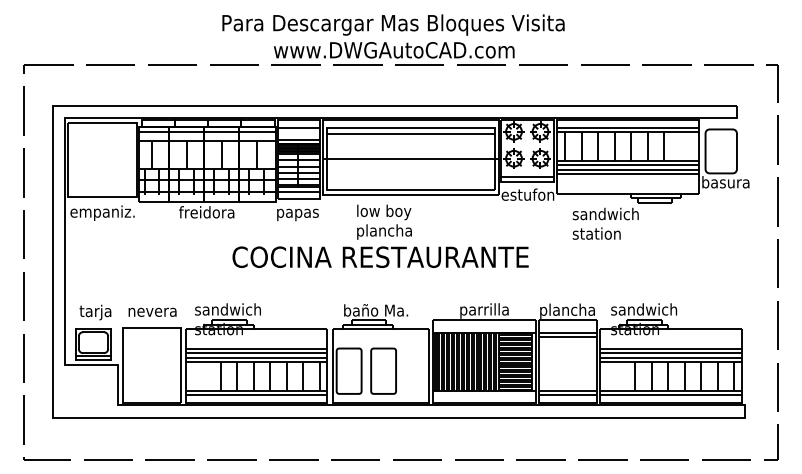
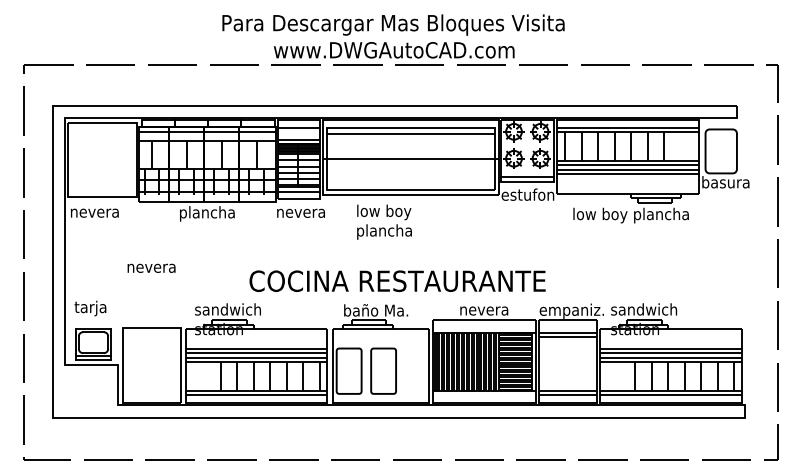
text: empaniz. -> nevera (102, 212)
text: freidora -> plancha (206, 213)
text: papas -> nevera (300, 214)
text: sandwich station -> low boy plancha (630, 223)
text position: (380, 256) -> (397, 280) (397, 280)
text: parrilla -> nevera (484, 310)
text: plancha -> empaniz. (571, 310)
text position: (152, 311) -> (151, 267) (151, 267)
text position: (95, 312) -> (90, 308) (90, 308)
